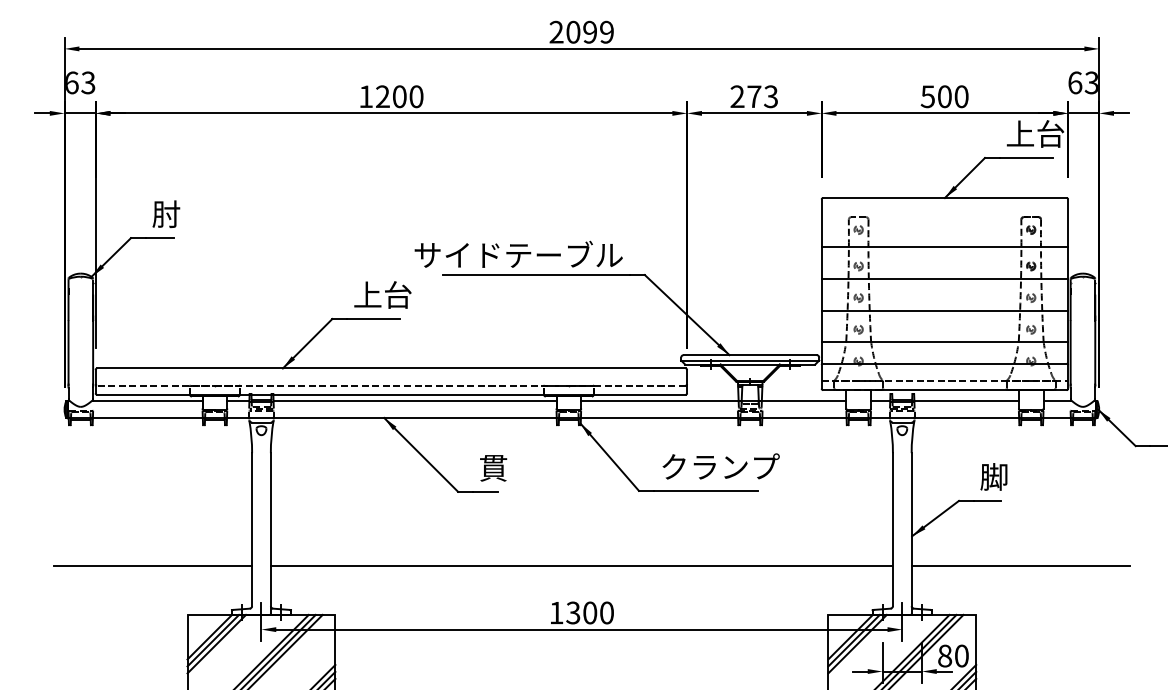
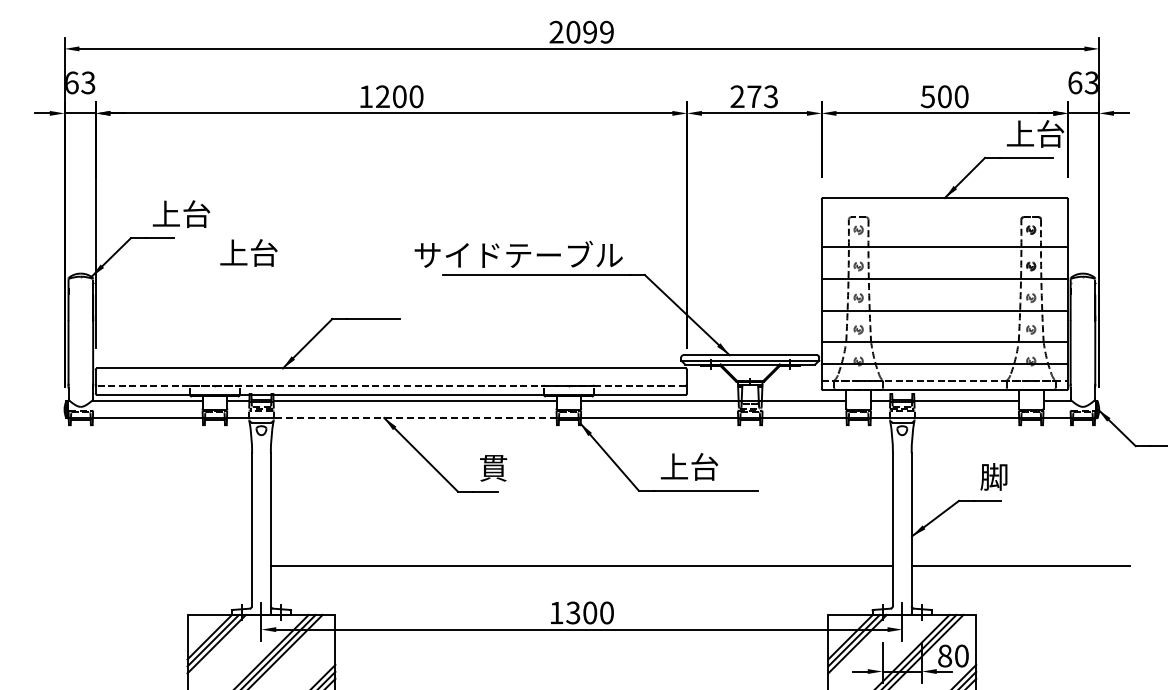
text: 肘 -> 上台 (181, 214)
text position: (382, 294) -> (248, 252) (248, 252)
line: solid -> dashed (414, 418)
text: クランプ -> 上台 (719, 466)
line: present -> none (152, 565)
